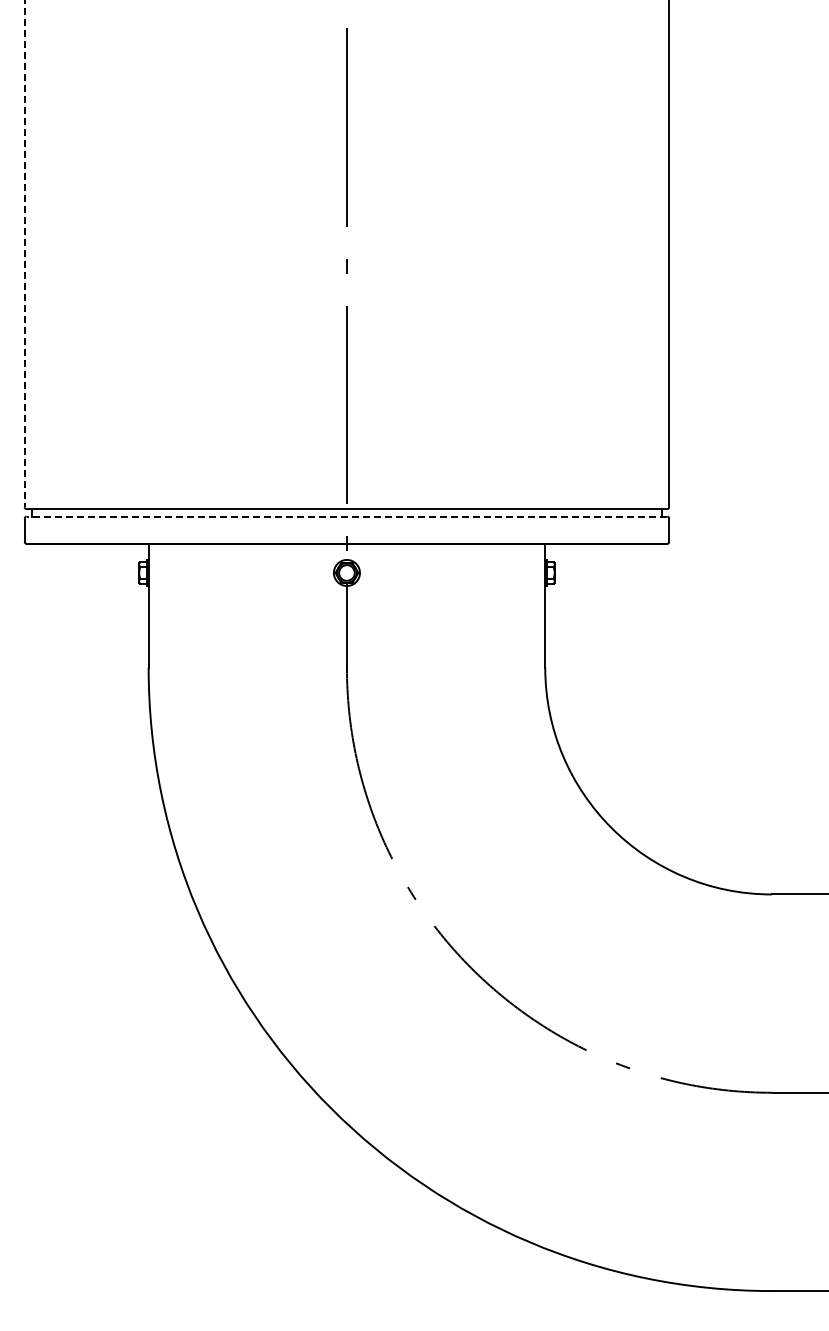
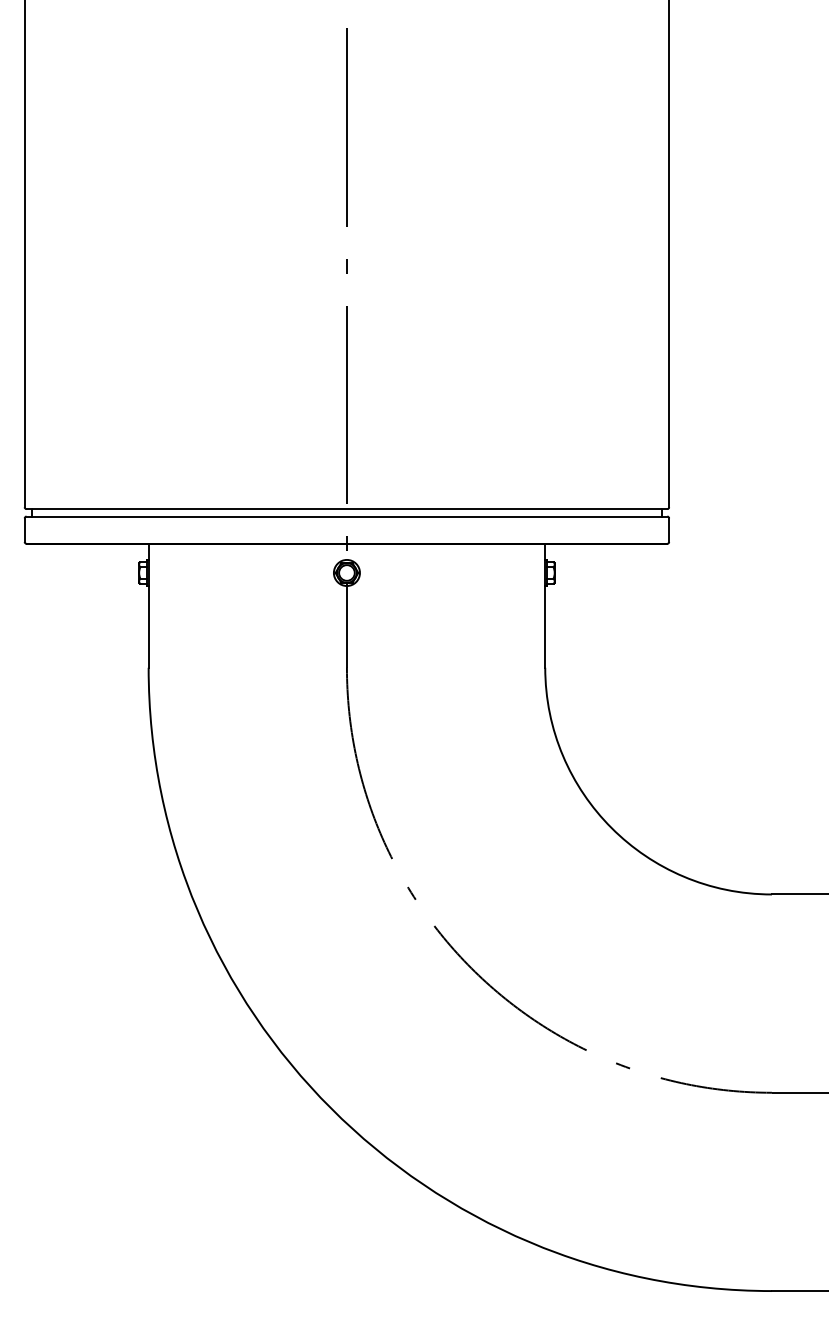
line: dashed -> solid (24, 254)
line: dashed -> solid (346, 516)
